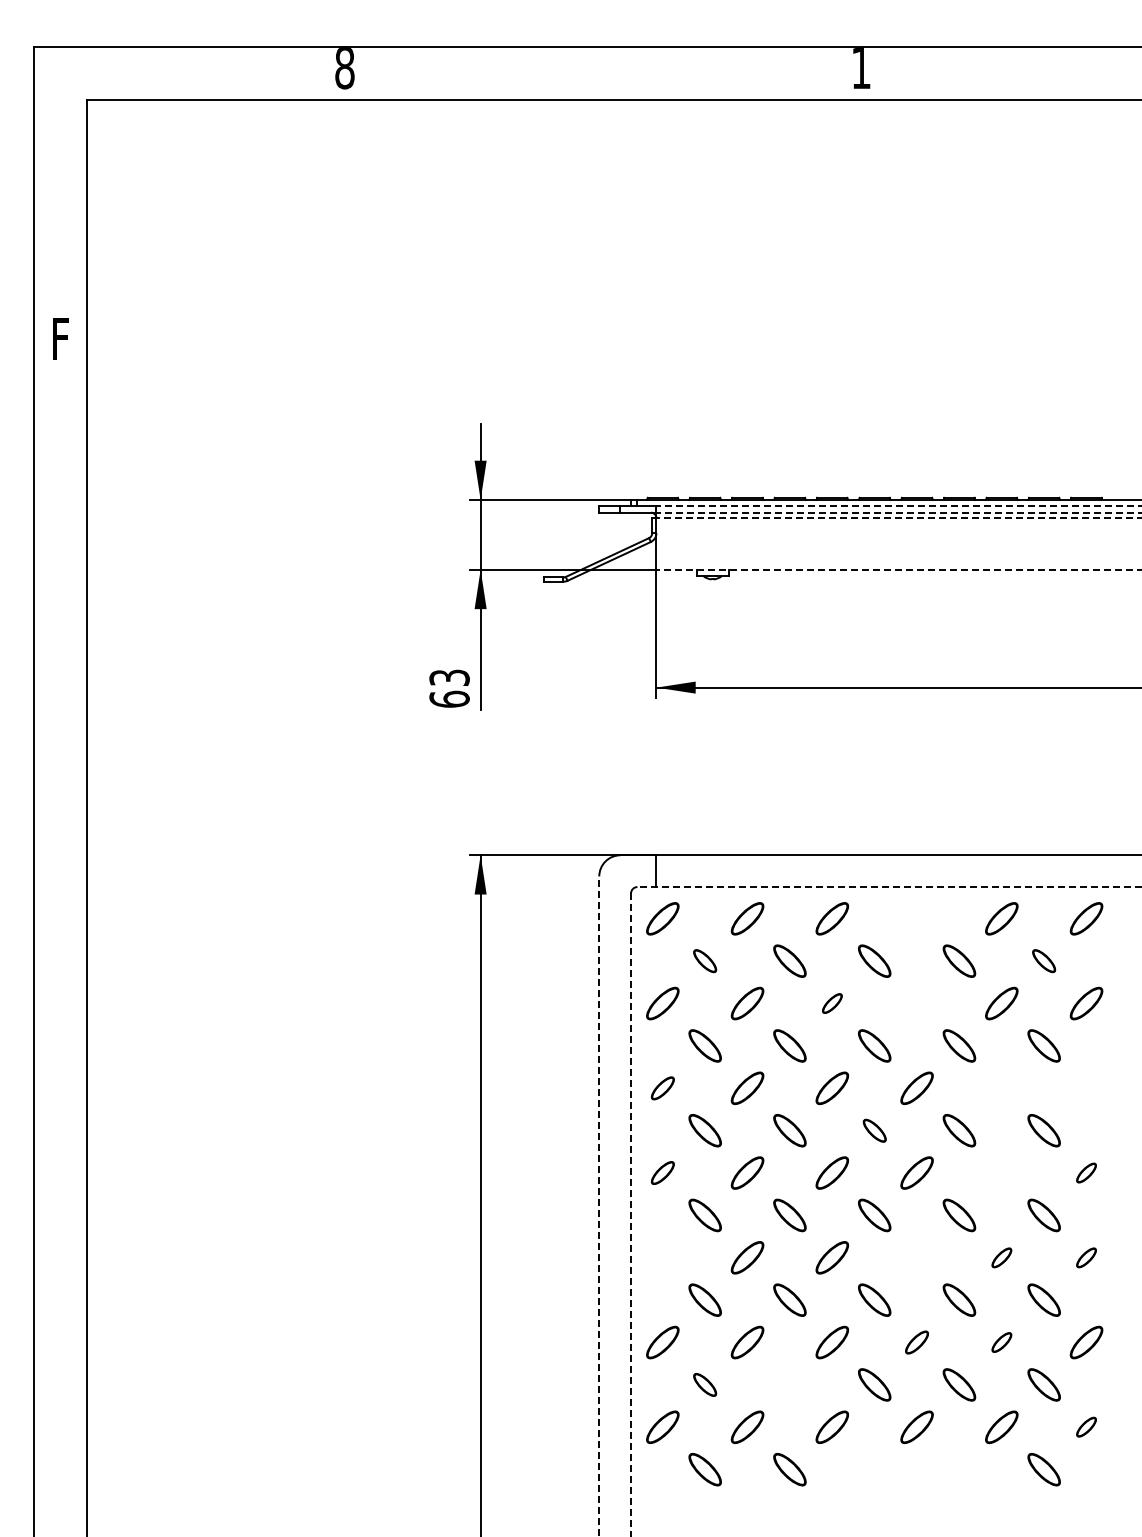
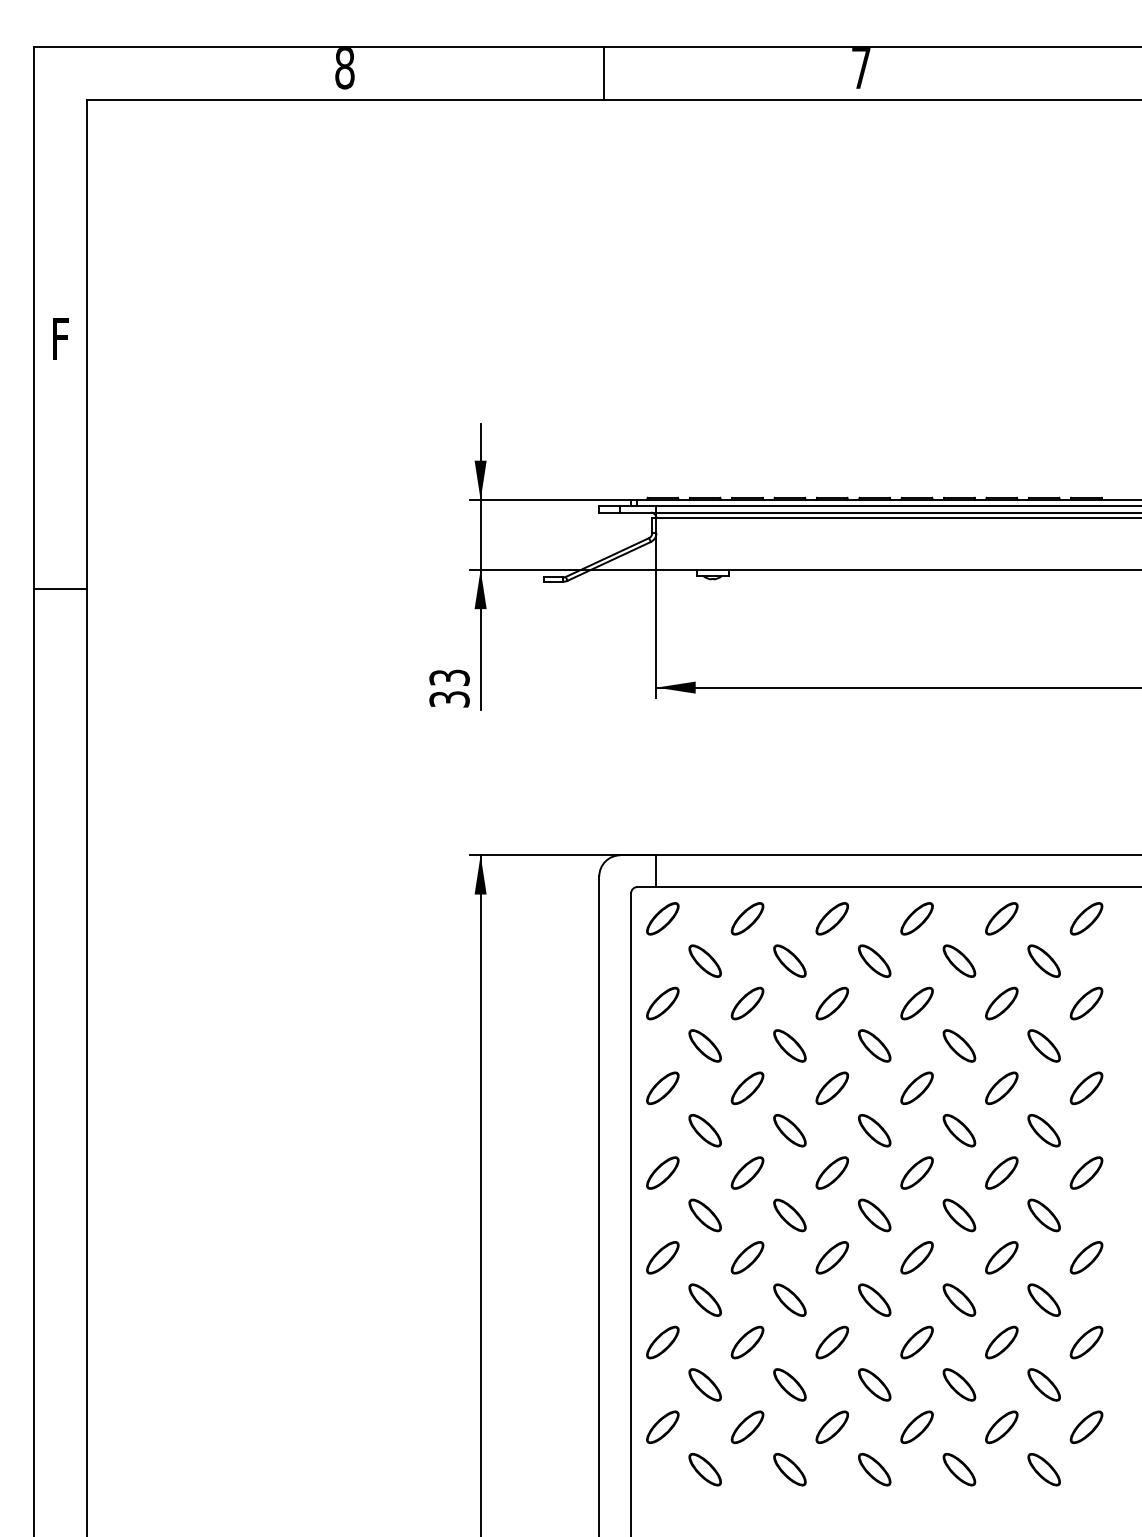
text: 1 -> 7 (861, 68)
line: none -> present (603, 73)
line: dashed -> solid (898, 506)
line: dashed -> solid (898, 512)
line: dashed -> solid (899, 518)
line: dashed -> solid (899, 569)
line: none -> present (60, 589)
text: 63 -> 33 (449, 698)
line: dashed -> solid (889, 887)
part: none -> present (916, 918)
part size: 25x25 px -> 34x34 px (704, 960)
part size: 25x25 px -> 34x34 px (1043, 960)
part size: 21x21 px -> 35x35 px (832, 1003)
part: none -> present (916, 1003)
part: none -> present (1086, 1087)
part size: 25x25 px -> 34x35 px (662, 1088)
part: none -> present (1001, 1088)
part size: 25x25 px -> 34x34 px (874, 1130)
part size: 25x24 px -> 34x34 px (662, 1172)
part: none -> present (1001, 1172)
part size: 21x22 px -> 35x34 px (1086, 1172)
line: dashed -> solid (599, 1206)
line: dashed -> solid (631, 1215)
part: none -> present (662, 1257)
part: none -> present (916, 1257)
part size: 22x22 px -> 34x34 px (1001, 1257)
part size: 21x22 px -> 35x34 px (1086, 1257)
part size: 24x25 px -> 34x35 px (916, 1342)
part size: 22x21 px -> 34x35 px (1001, 1342)
part size: 25x24 px -> 34x34 px (704, 1384)
part: none -> present (789, 1384)
part size: 21x22 px -> 35x34 px (1086, 1426)
part: none -> present (874, 1469)
part: none -> present (959, 1469)
